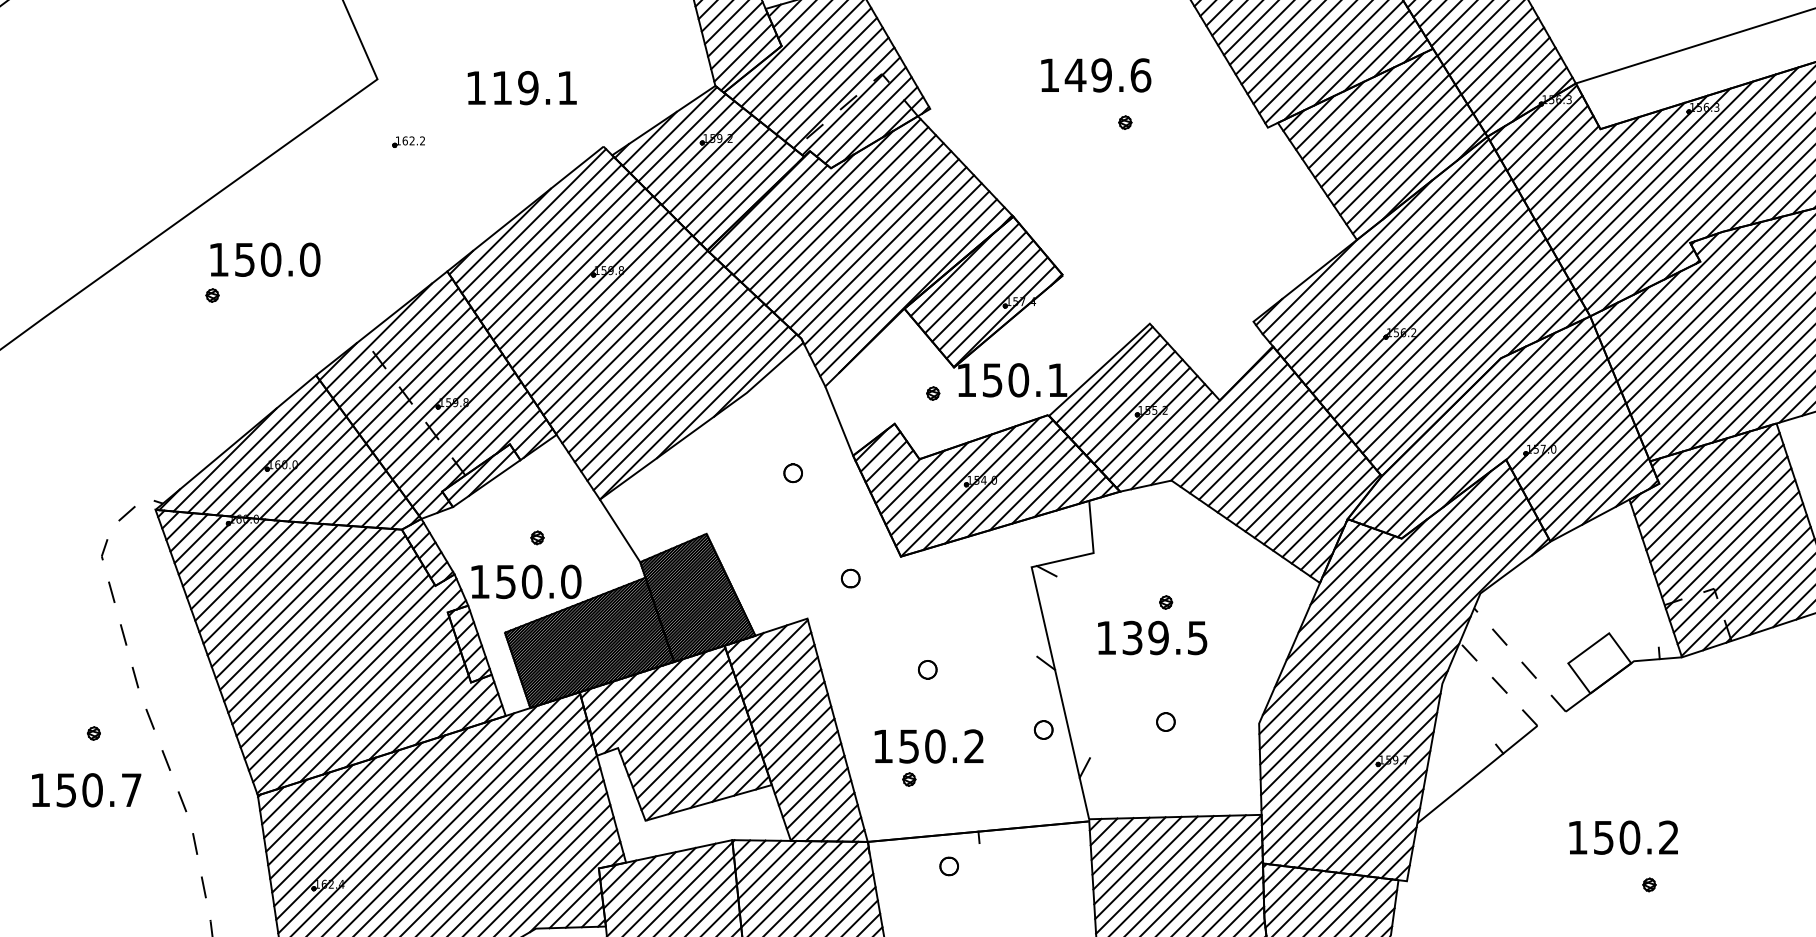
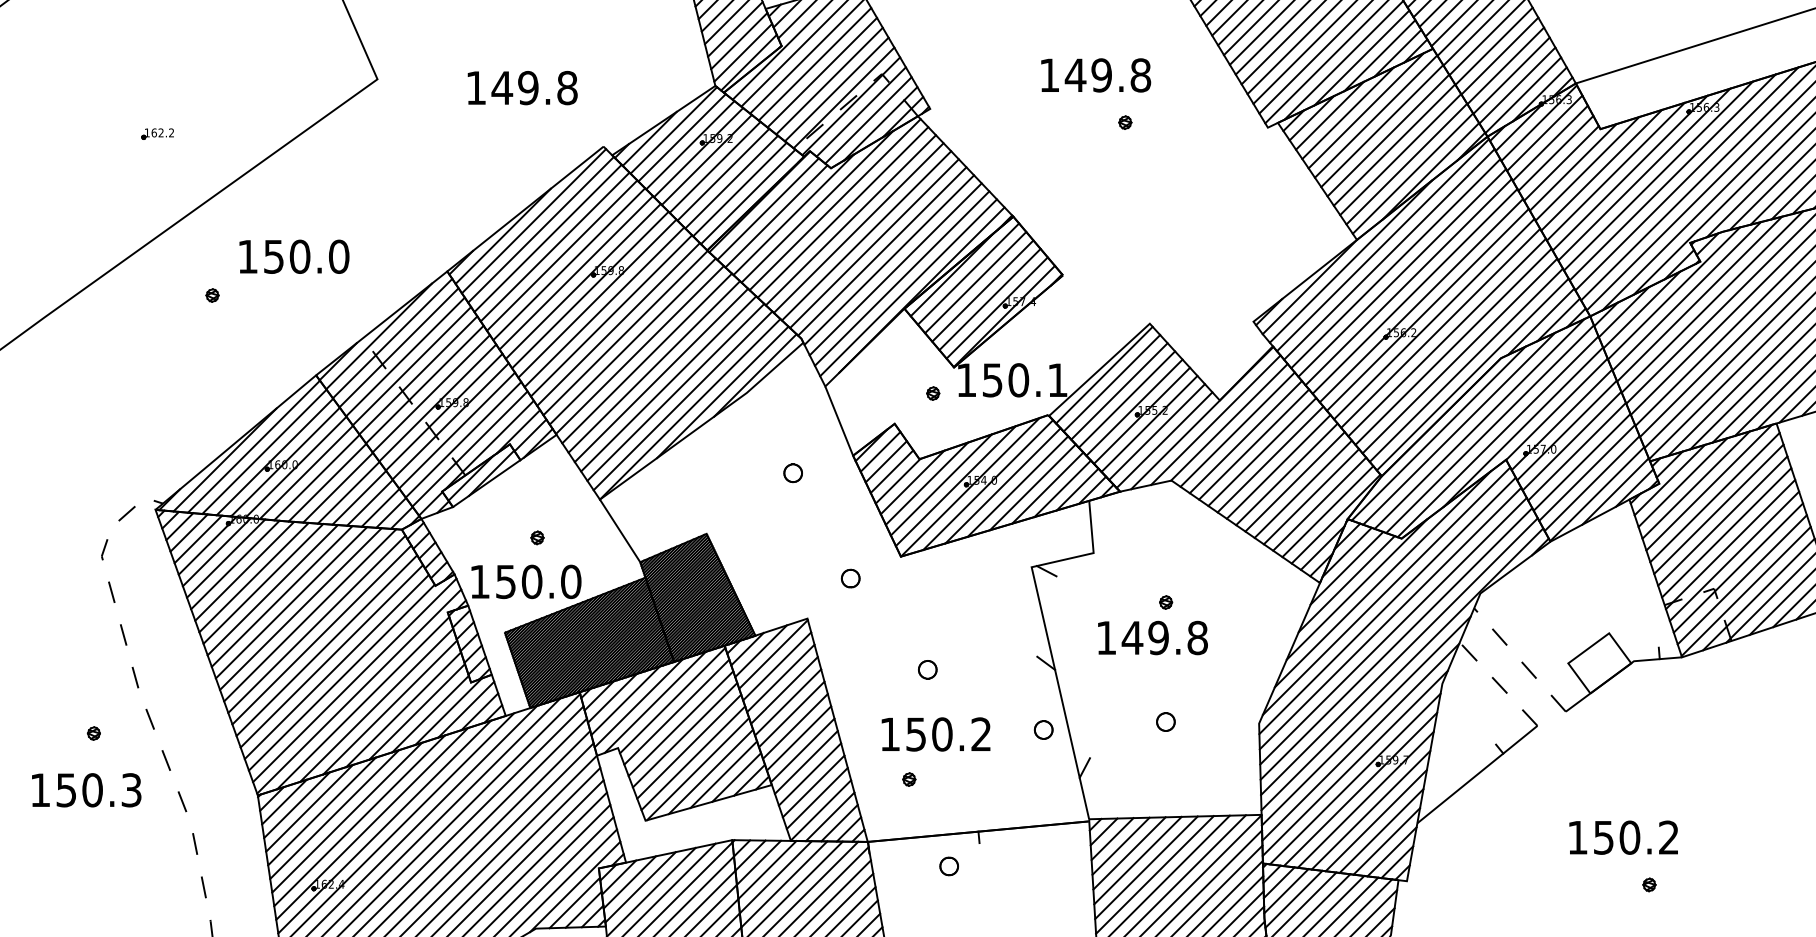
text: 149.6 -> 149.8 (1140, 75)
text: 119.1 -> 149.8 (534, 87)
part position: (408, 141) -> (157, 133) (157, 133)
text position: (265, 259) -> (294, 256) (294, 256)
text: 139.5 -> 149.8 (1164, 637)
text position: (928, 746) -> (935, 734) (935, 734)
text: 150.7 -> 150.3 (131, 790)
